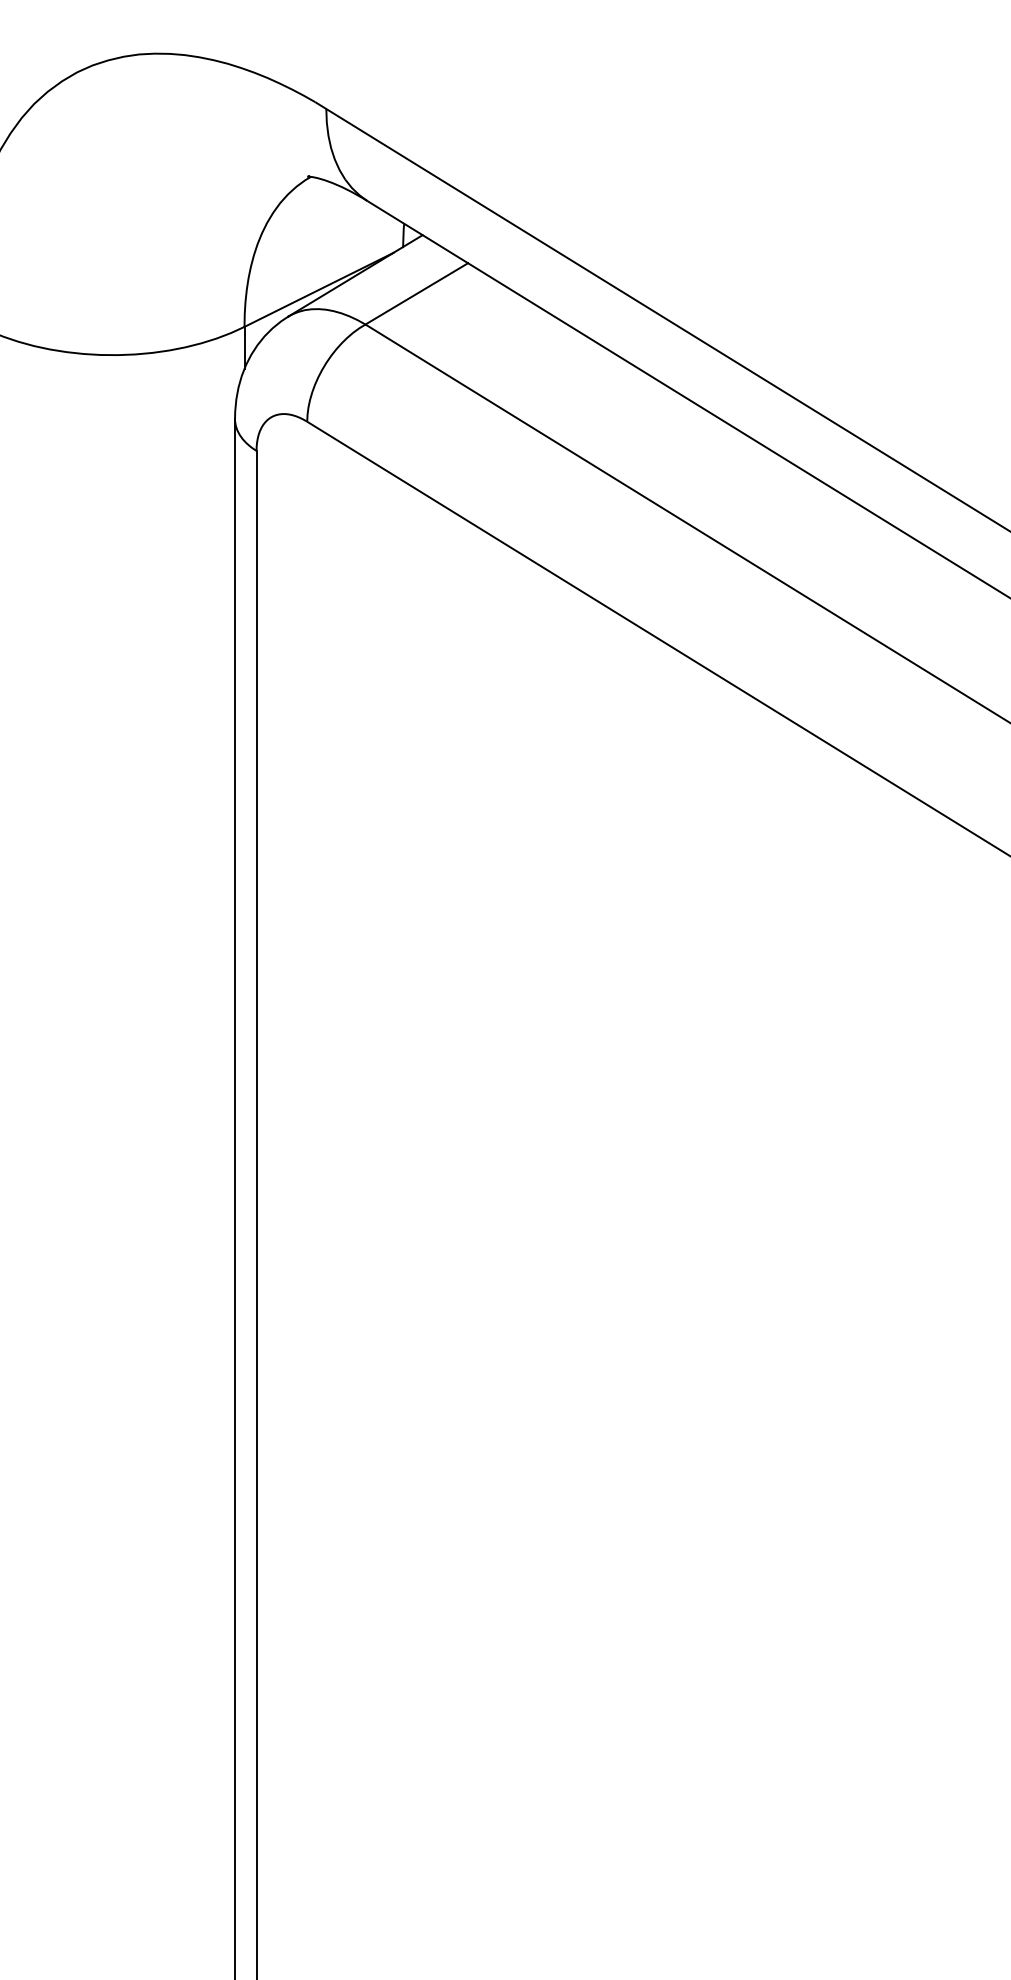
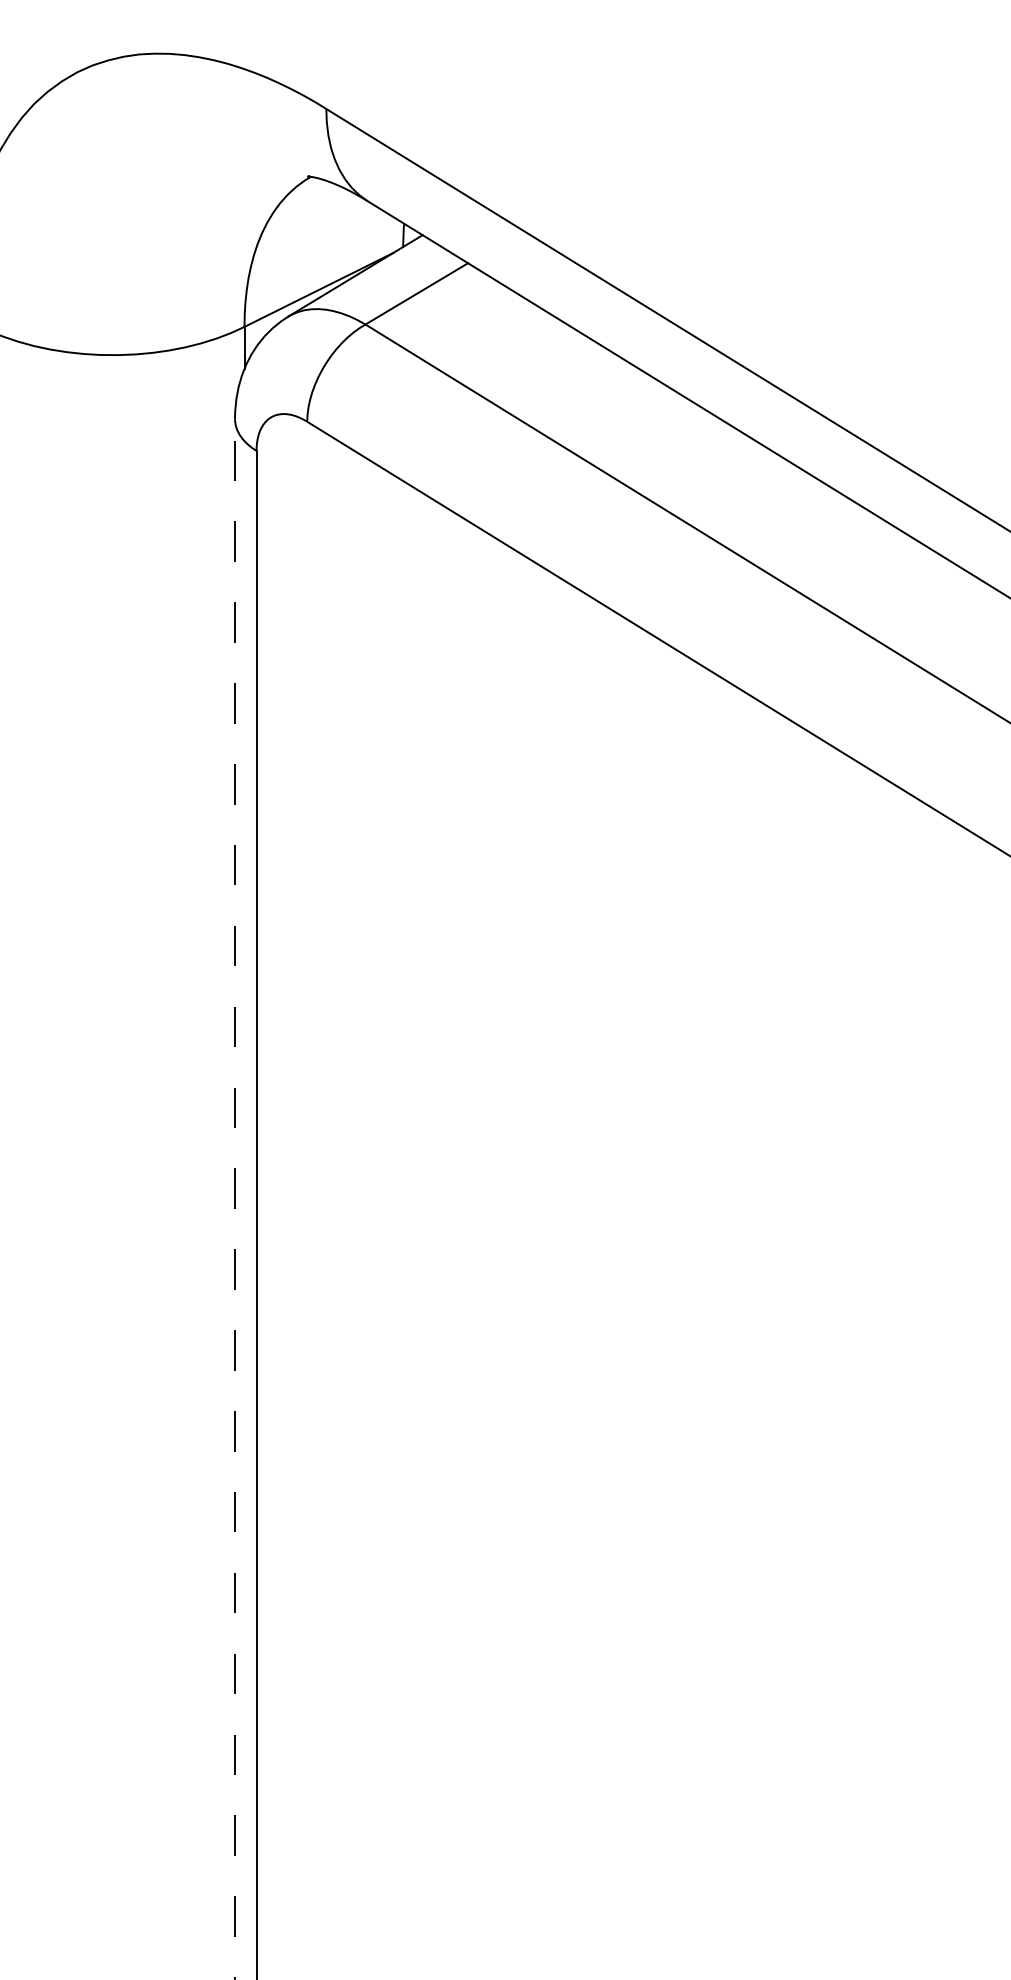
line: solid -> dashed (235, 1199)
